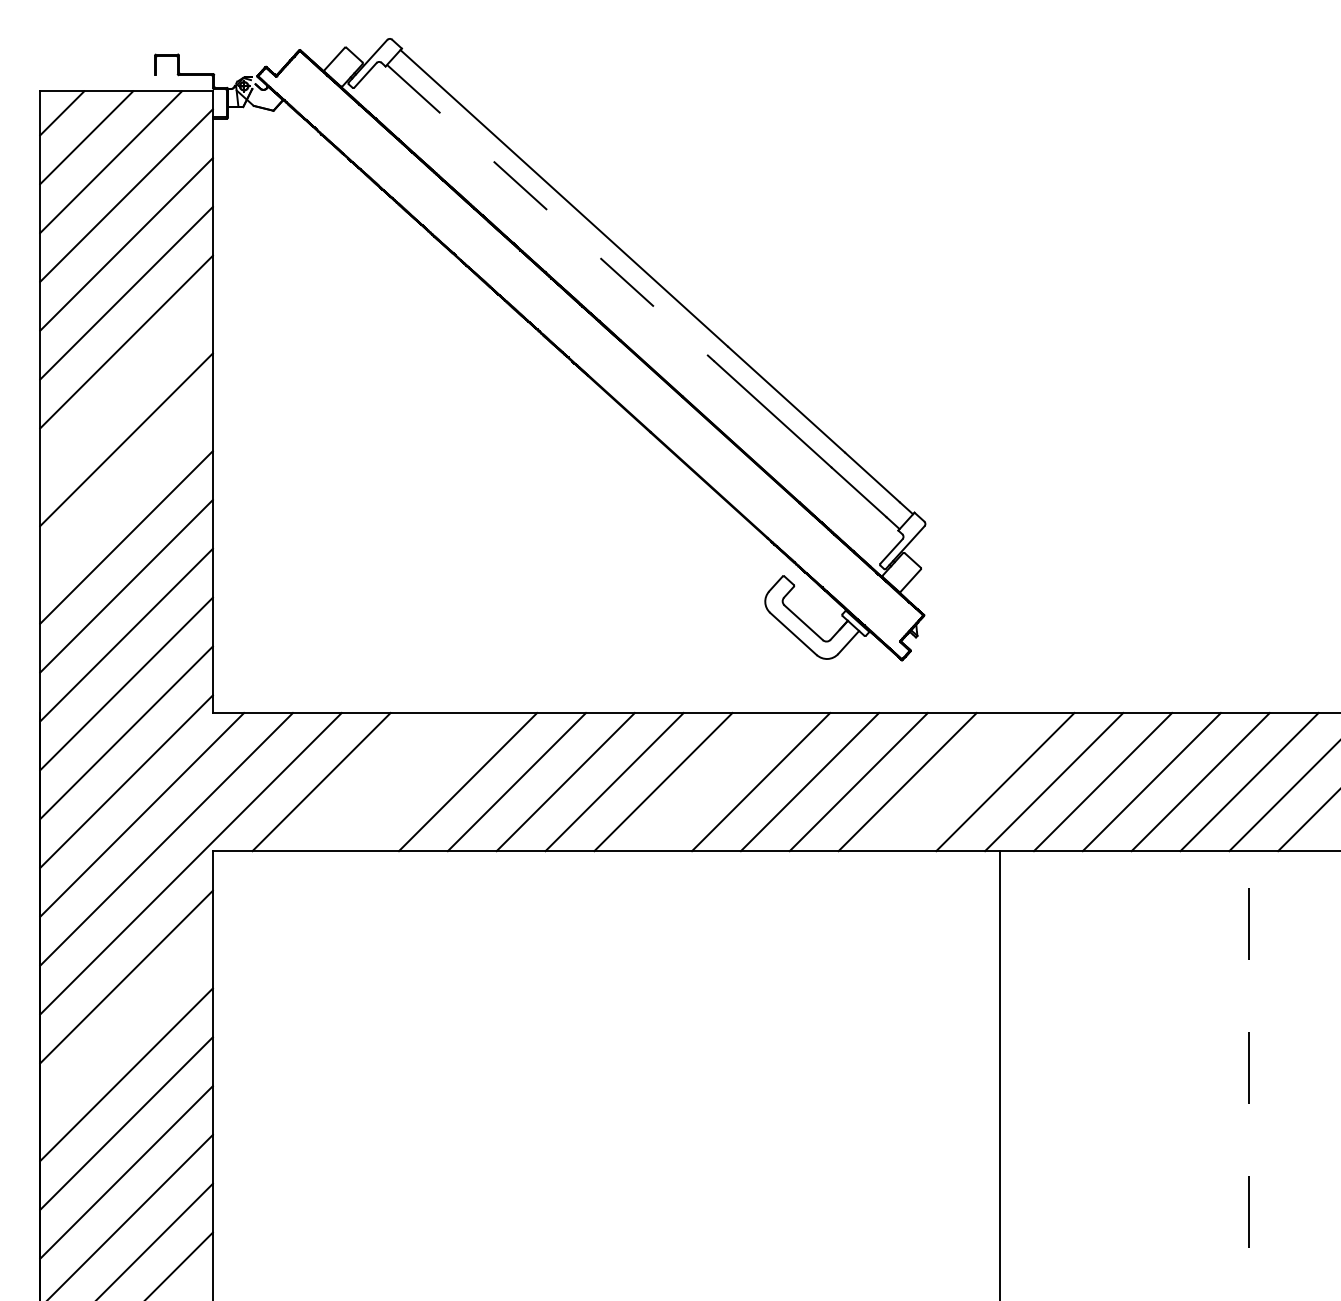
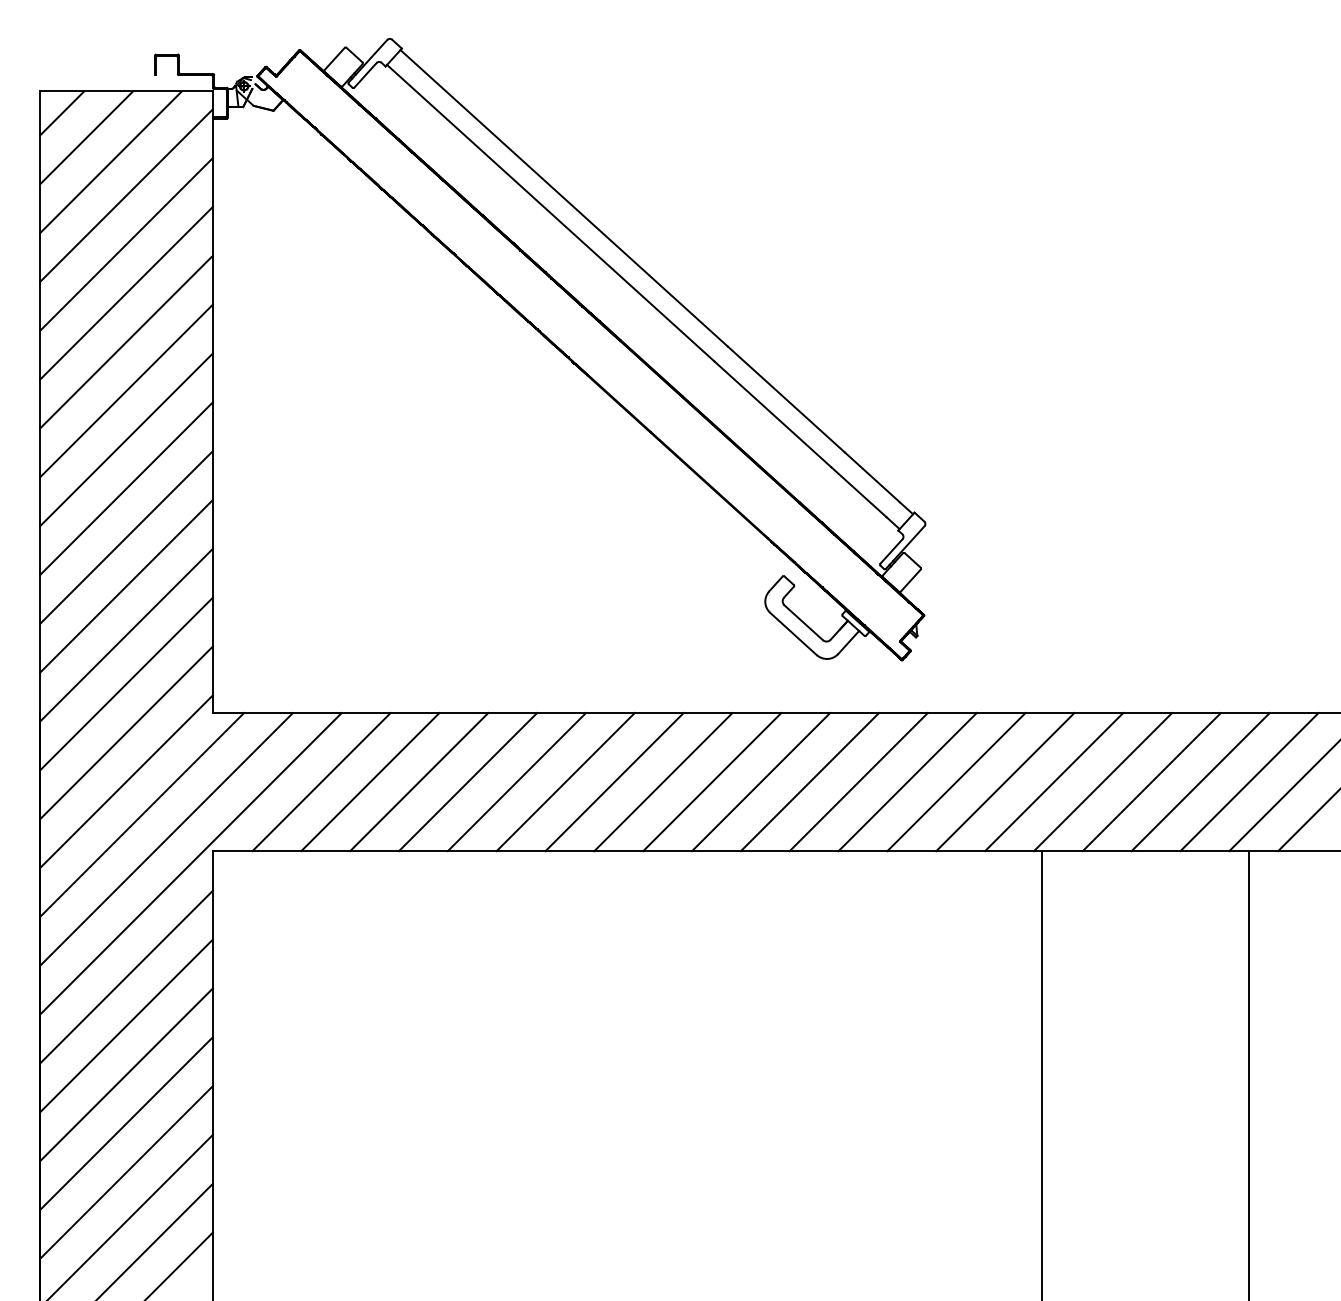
line: dashed -> solid (550, 213)
line: none -> present (126, 390)
line: none -> present (126, 488)
line: none -> present (370, 782)
line: none -> present (419, 782)
line: none -> present (712, 782)
line: none -> present (956, 782)
line: none -> present (126, 1025)
line position: (999, 1074) -> (1041, 1074) (1041, 1074)
line: dashed -> solid (1249, 1075)
